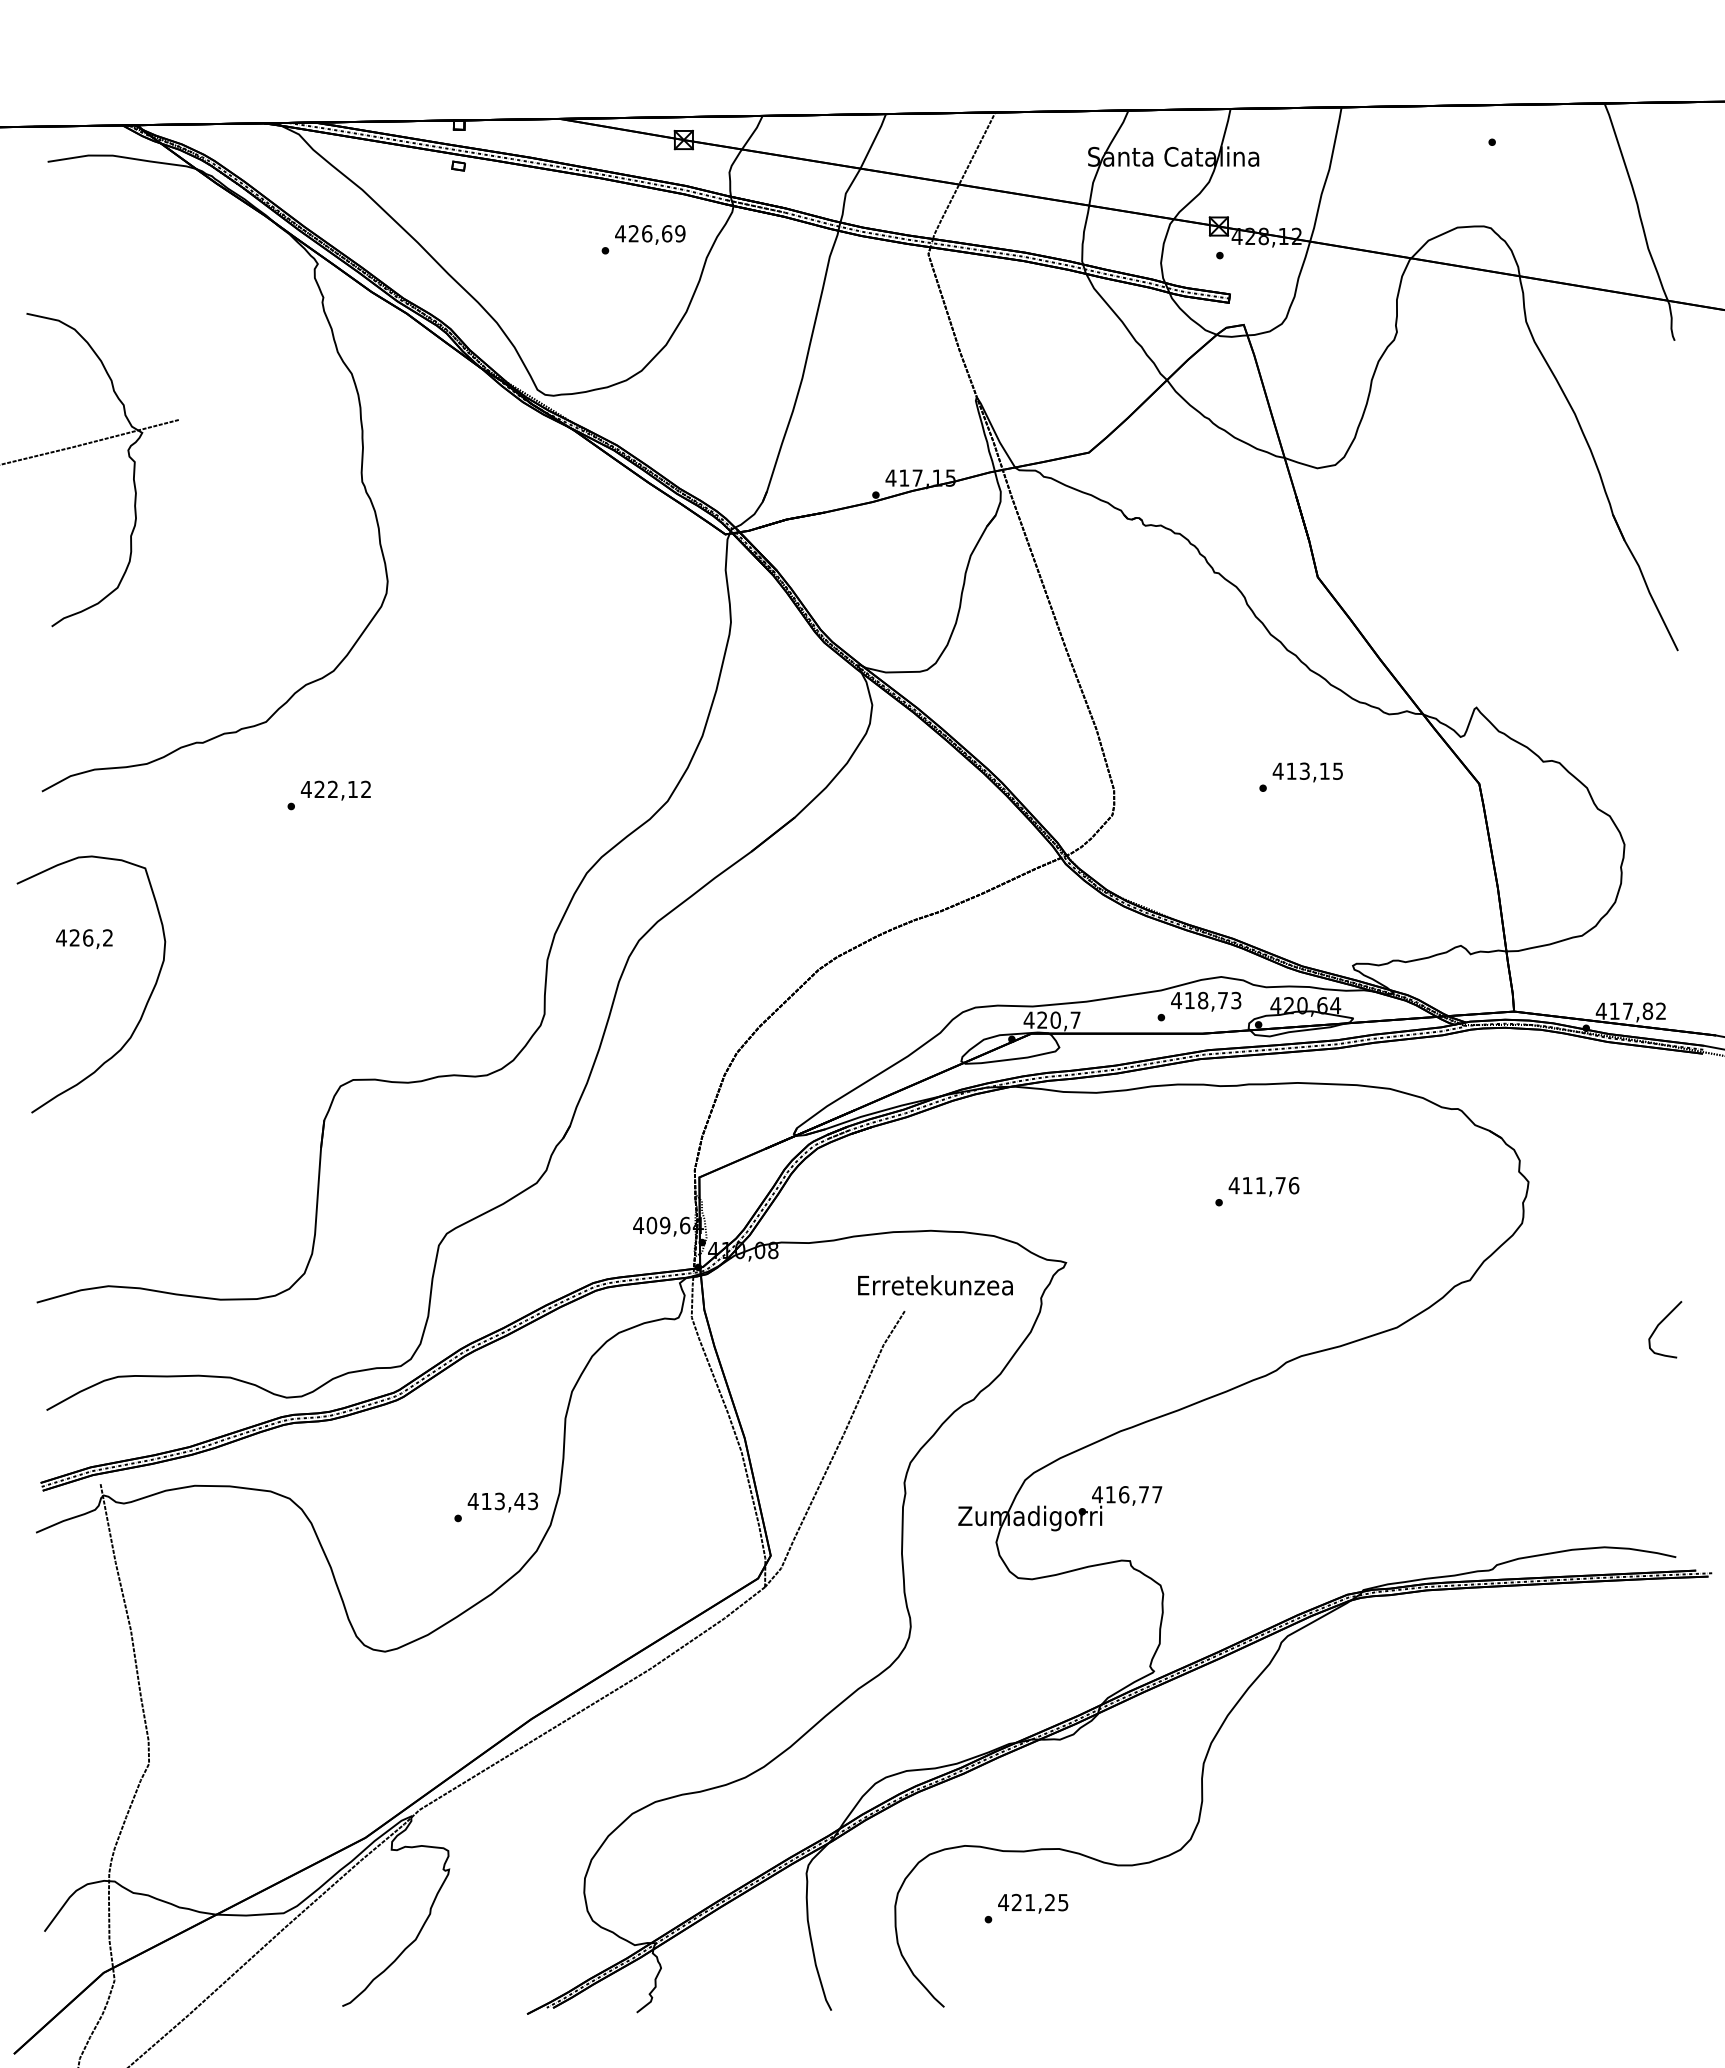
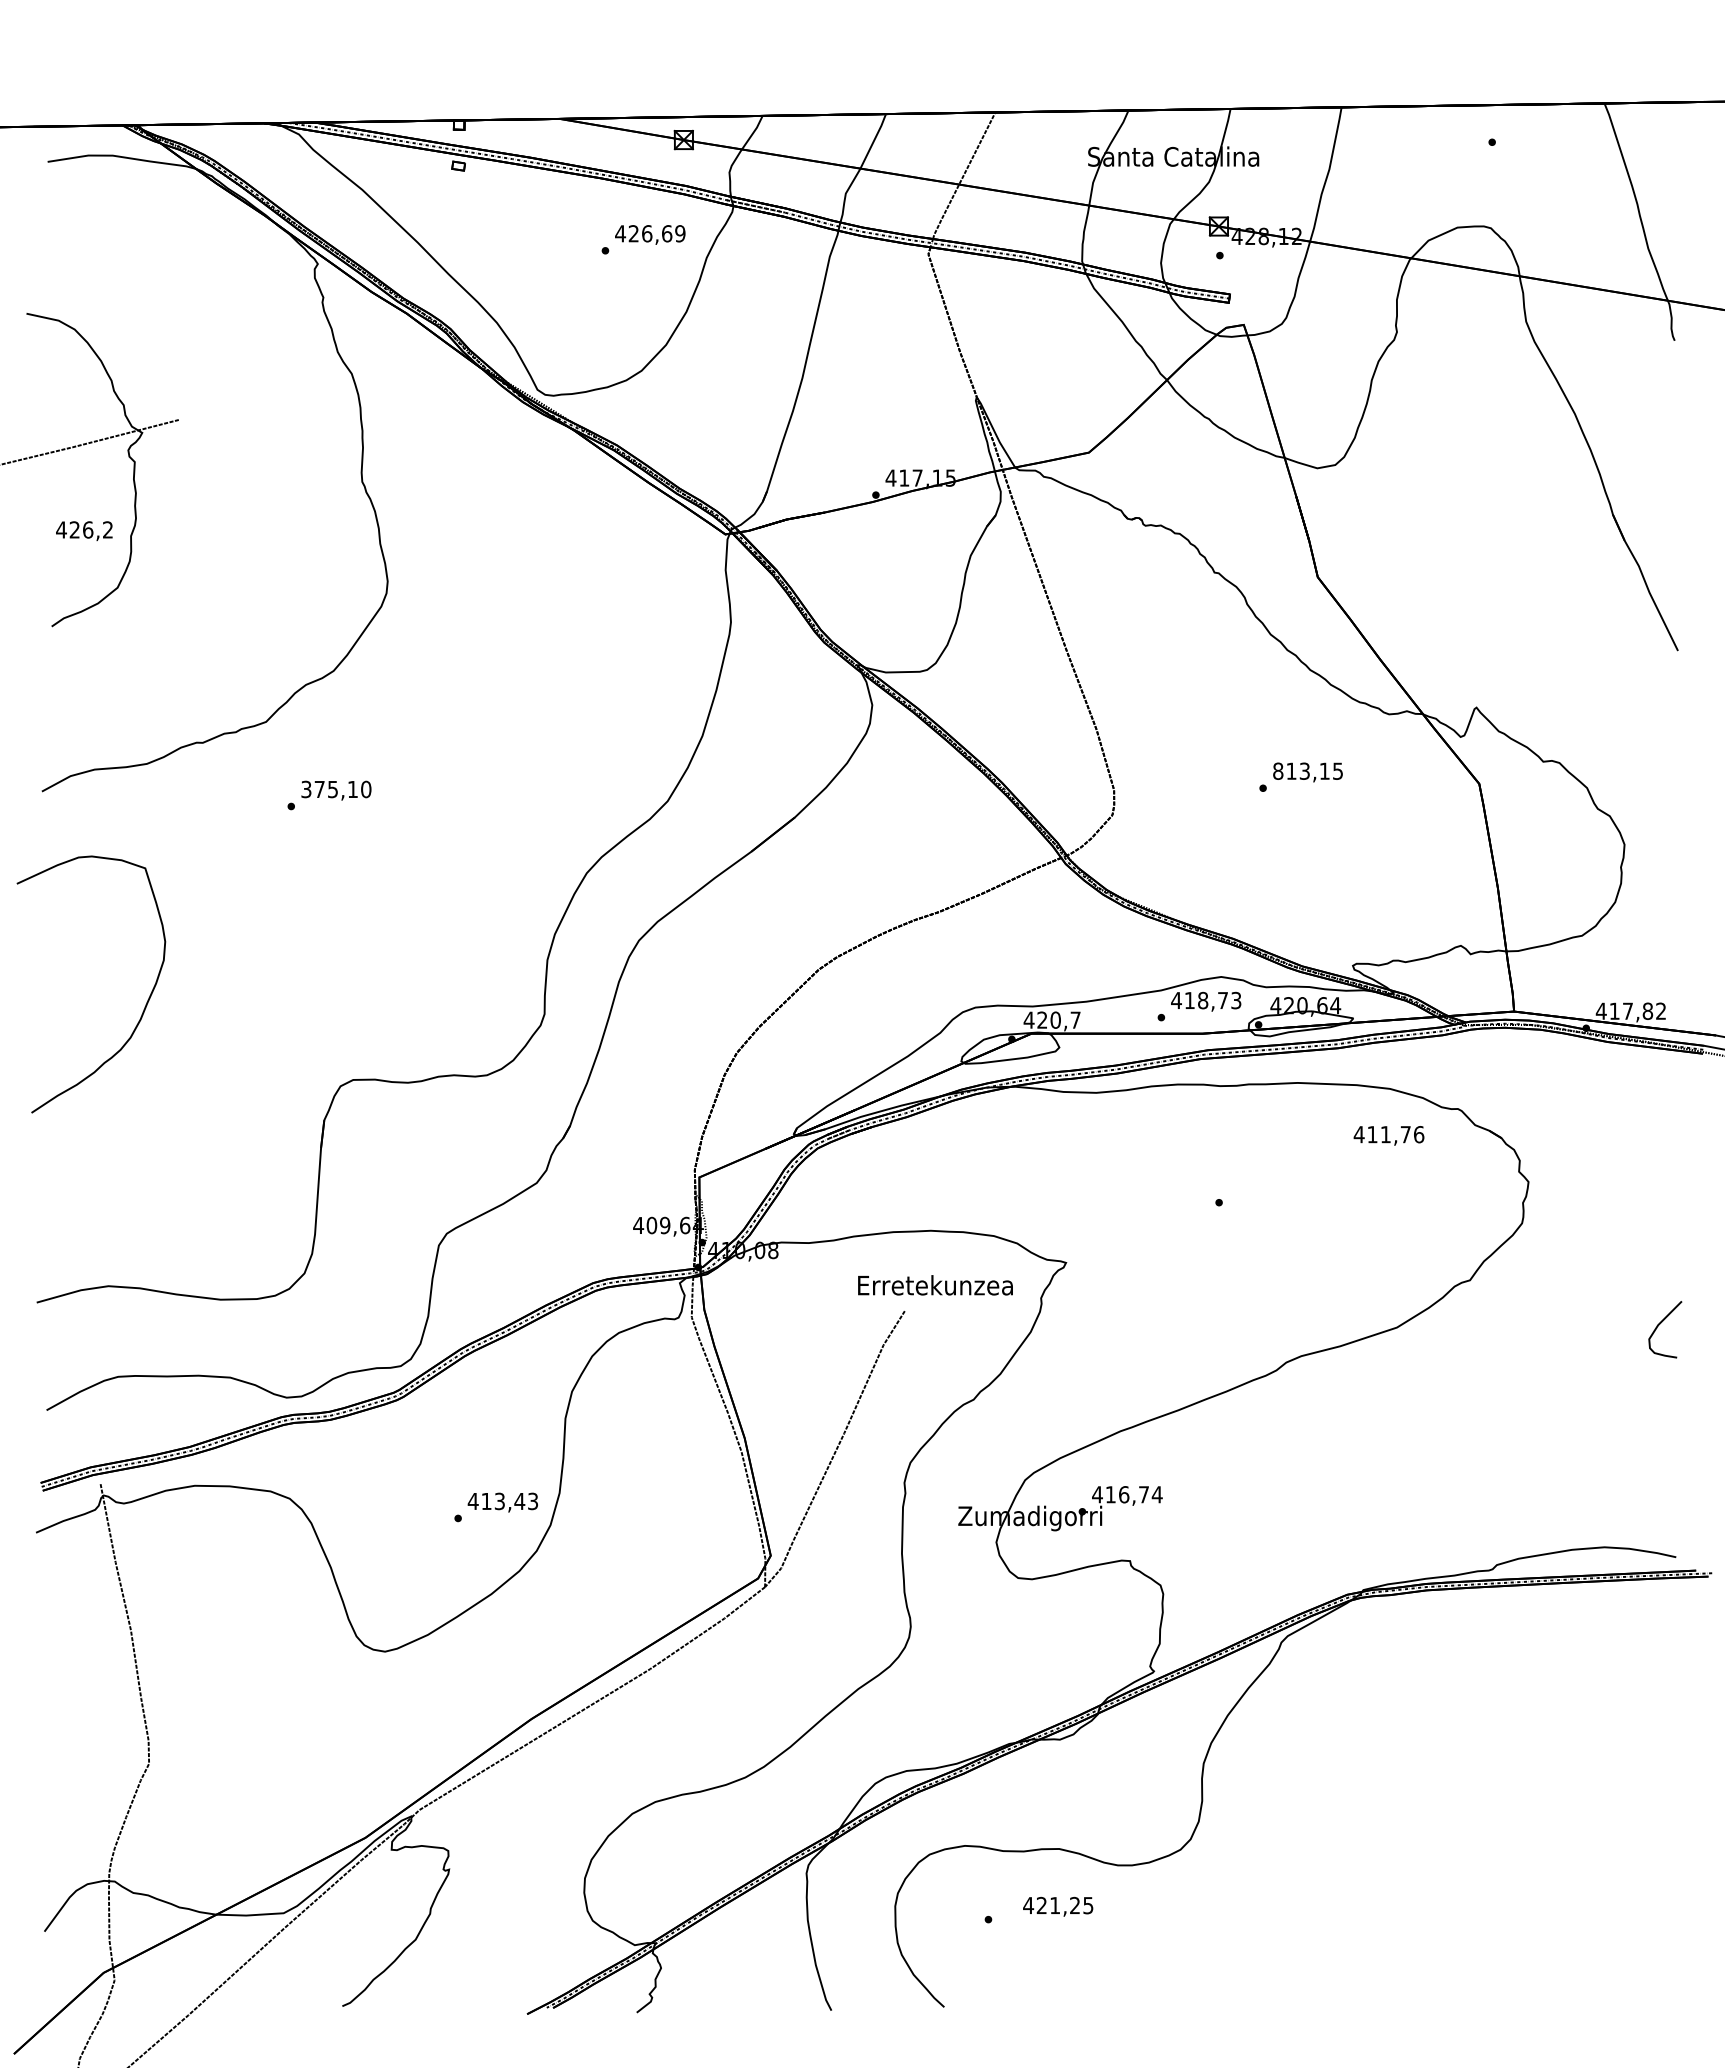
text: 413,15 -> 813,15 (1277, 770)
text: 422,12 -> 375,10 (335, 789)
text position: (84, 938) -> (84, 530) (84, 530)
text position: (1263, 1186) -> (1388, 1135) (1388, 1135)
text: 416,77 -> 416,74 (1156, 1494)
text position: (1033, 1903) -> (1058, 1906) (1058, 1906)
